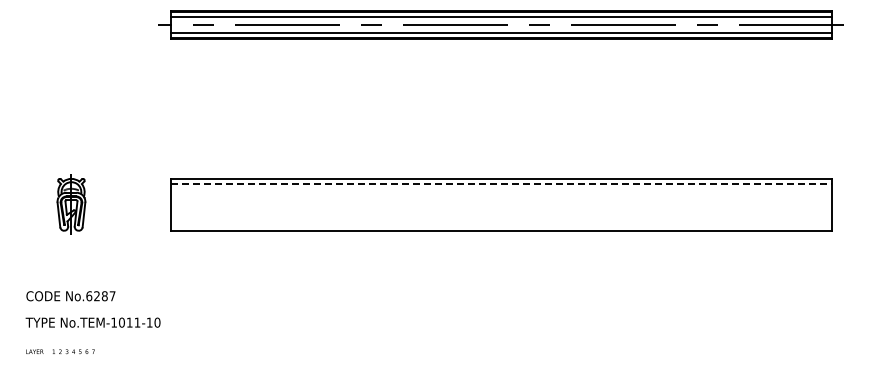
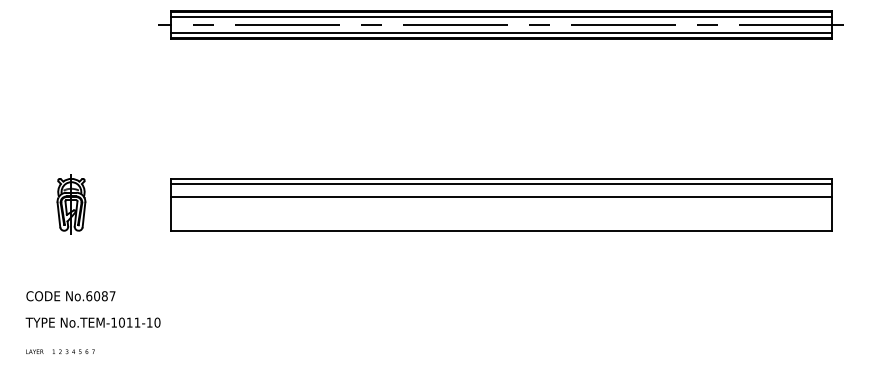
line: dashed -> solid (501, 183)
line: none -> present (500, 196)
text: No.6287 -> No.6087 (97, 296)
